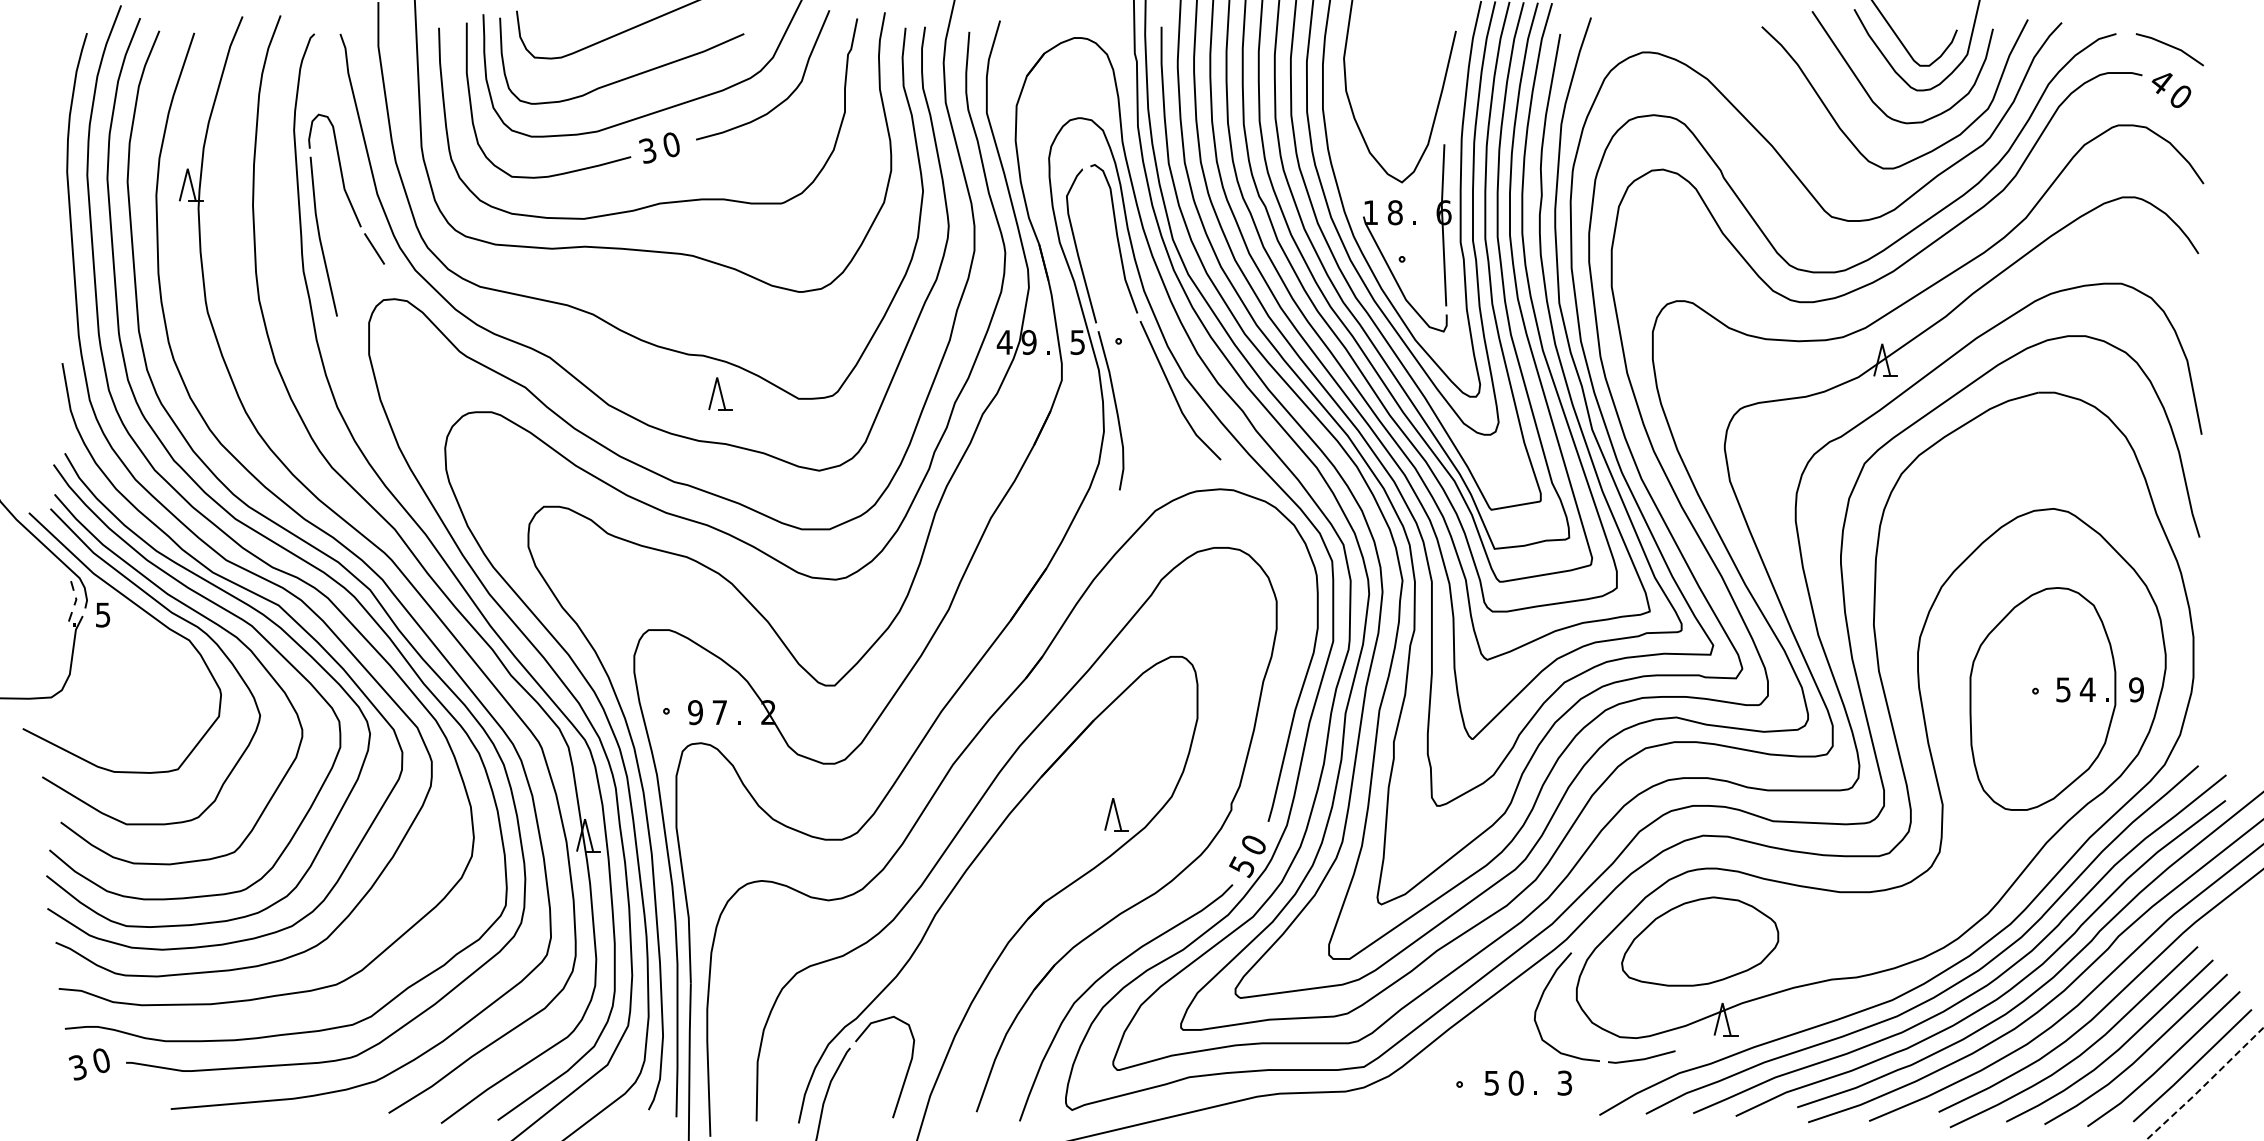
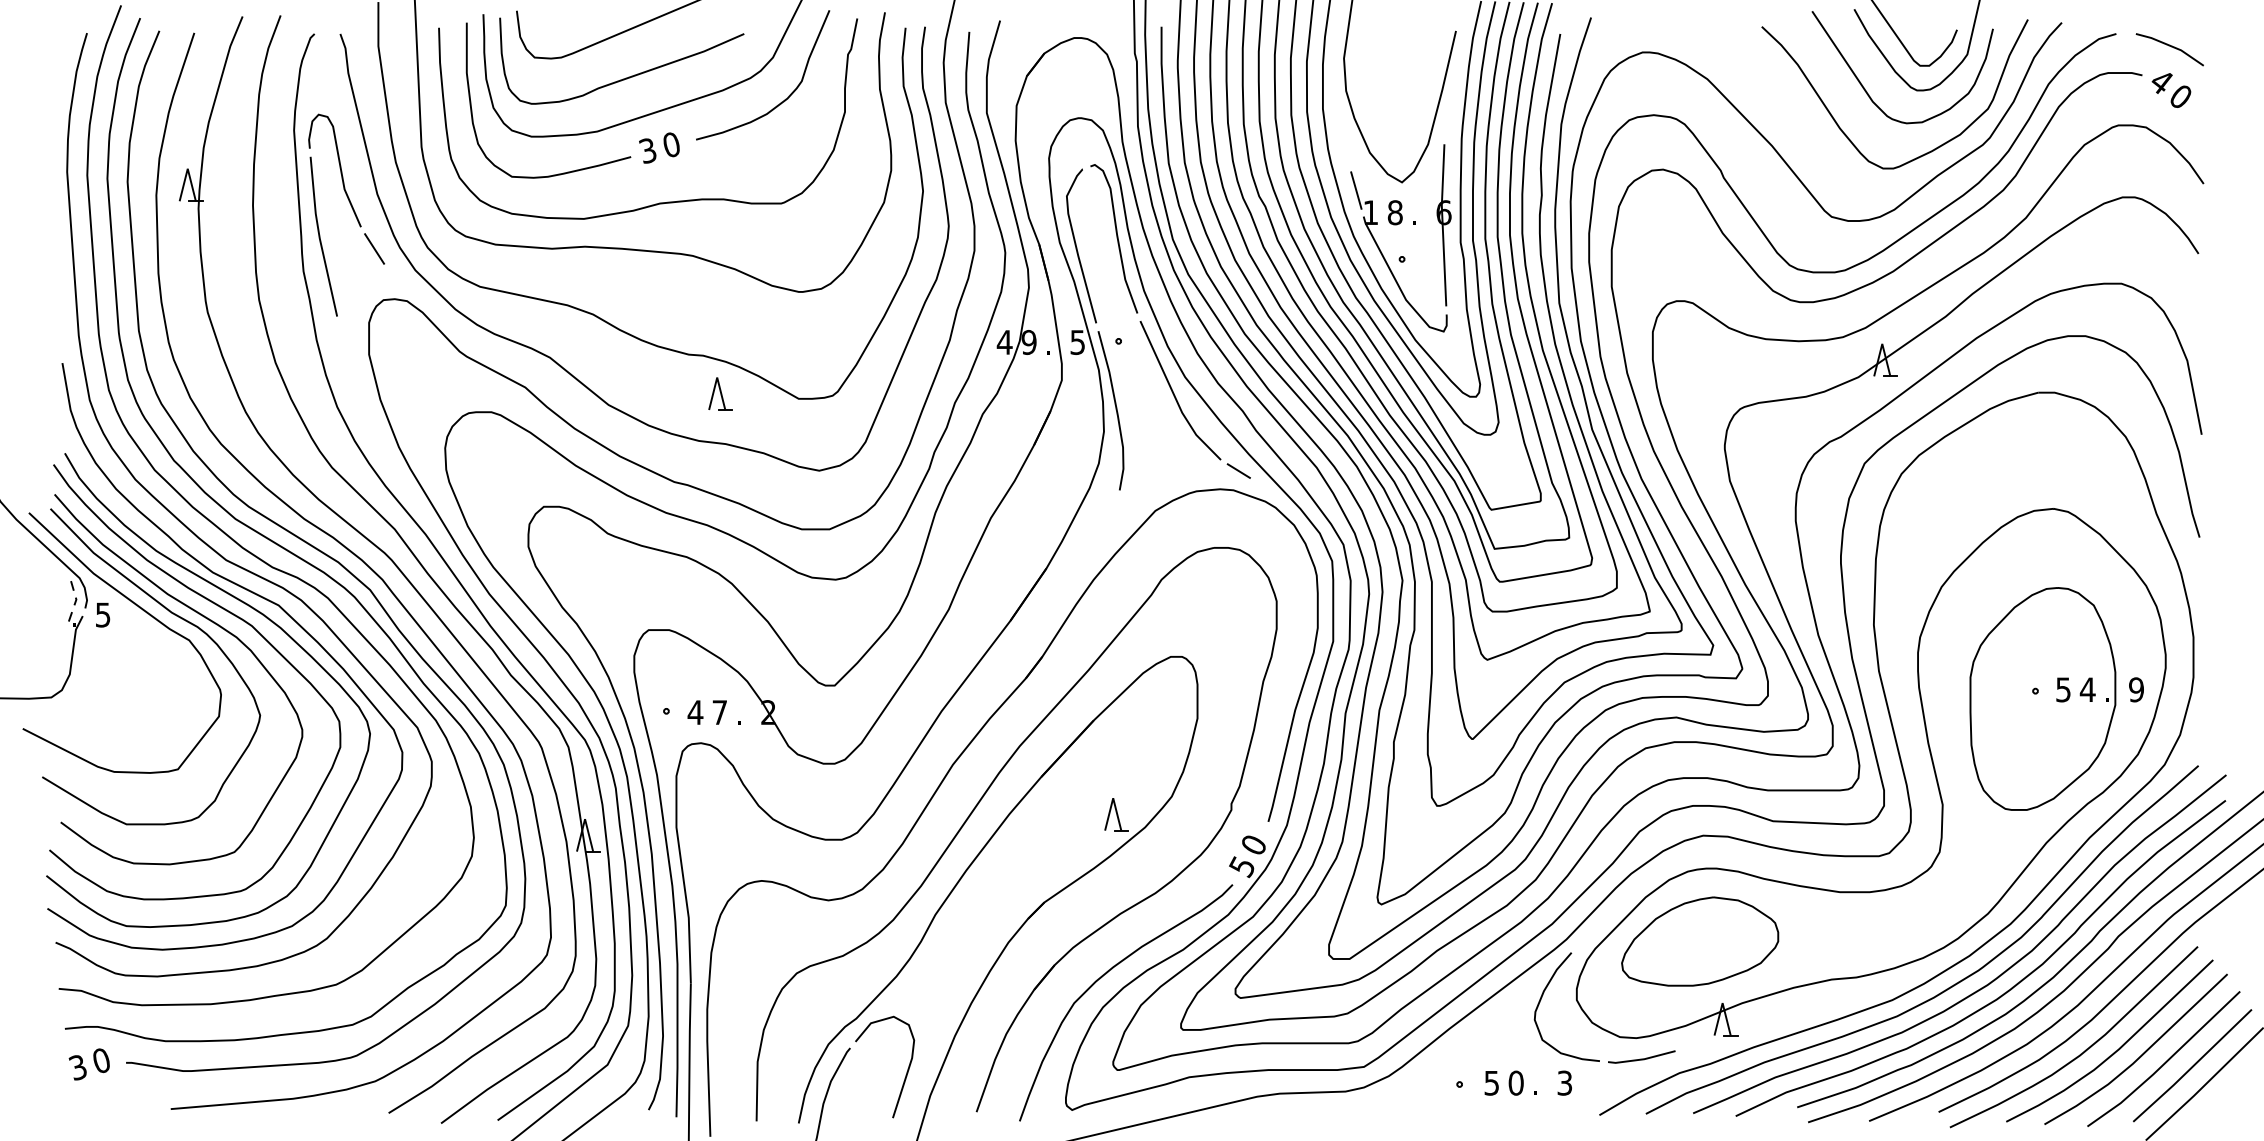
line: none -> present (1356, 190)
line: none -> present (1238, 470)
text: 9 -> 4 (695, 712)
line: dashed -> solid (2204, 1085)
